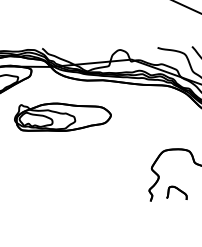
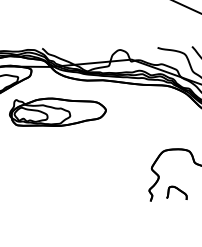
part position: (62, 116) -> (57, 111) (57, 111)
